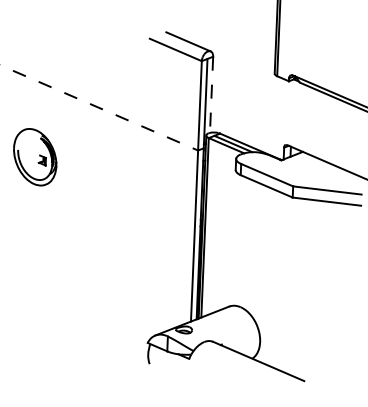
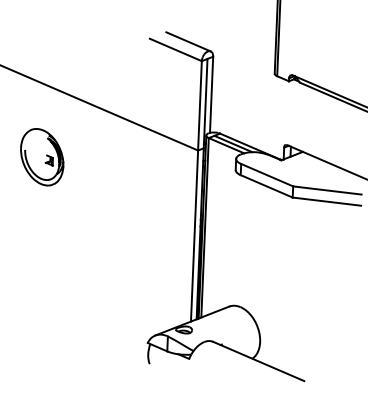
line: dashed -> solid (211, 95)
line: dashed -> solid (99, 107)
part position: (35, 157) -> (42, 157) (42, 157)
